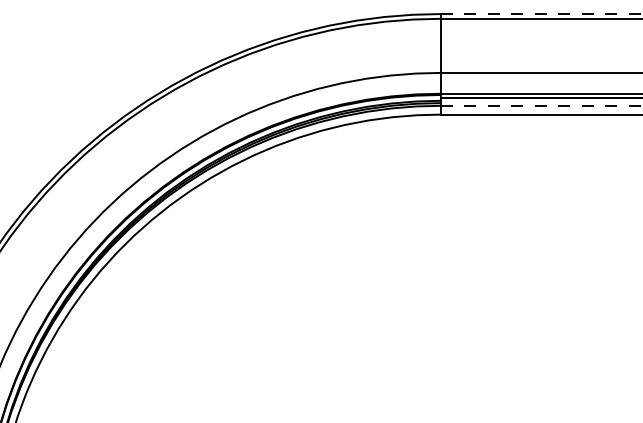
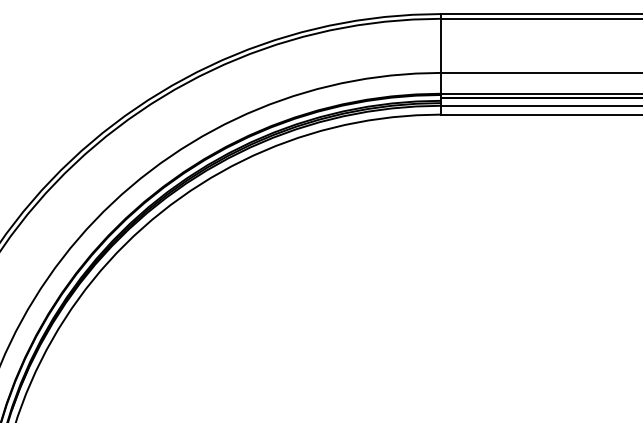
line: dashed -> solid (541, 14)
line: dashed -> solid (541, 105)
